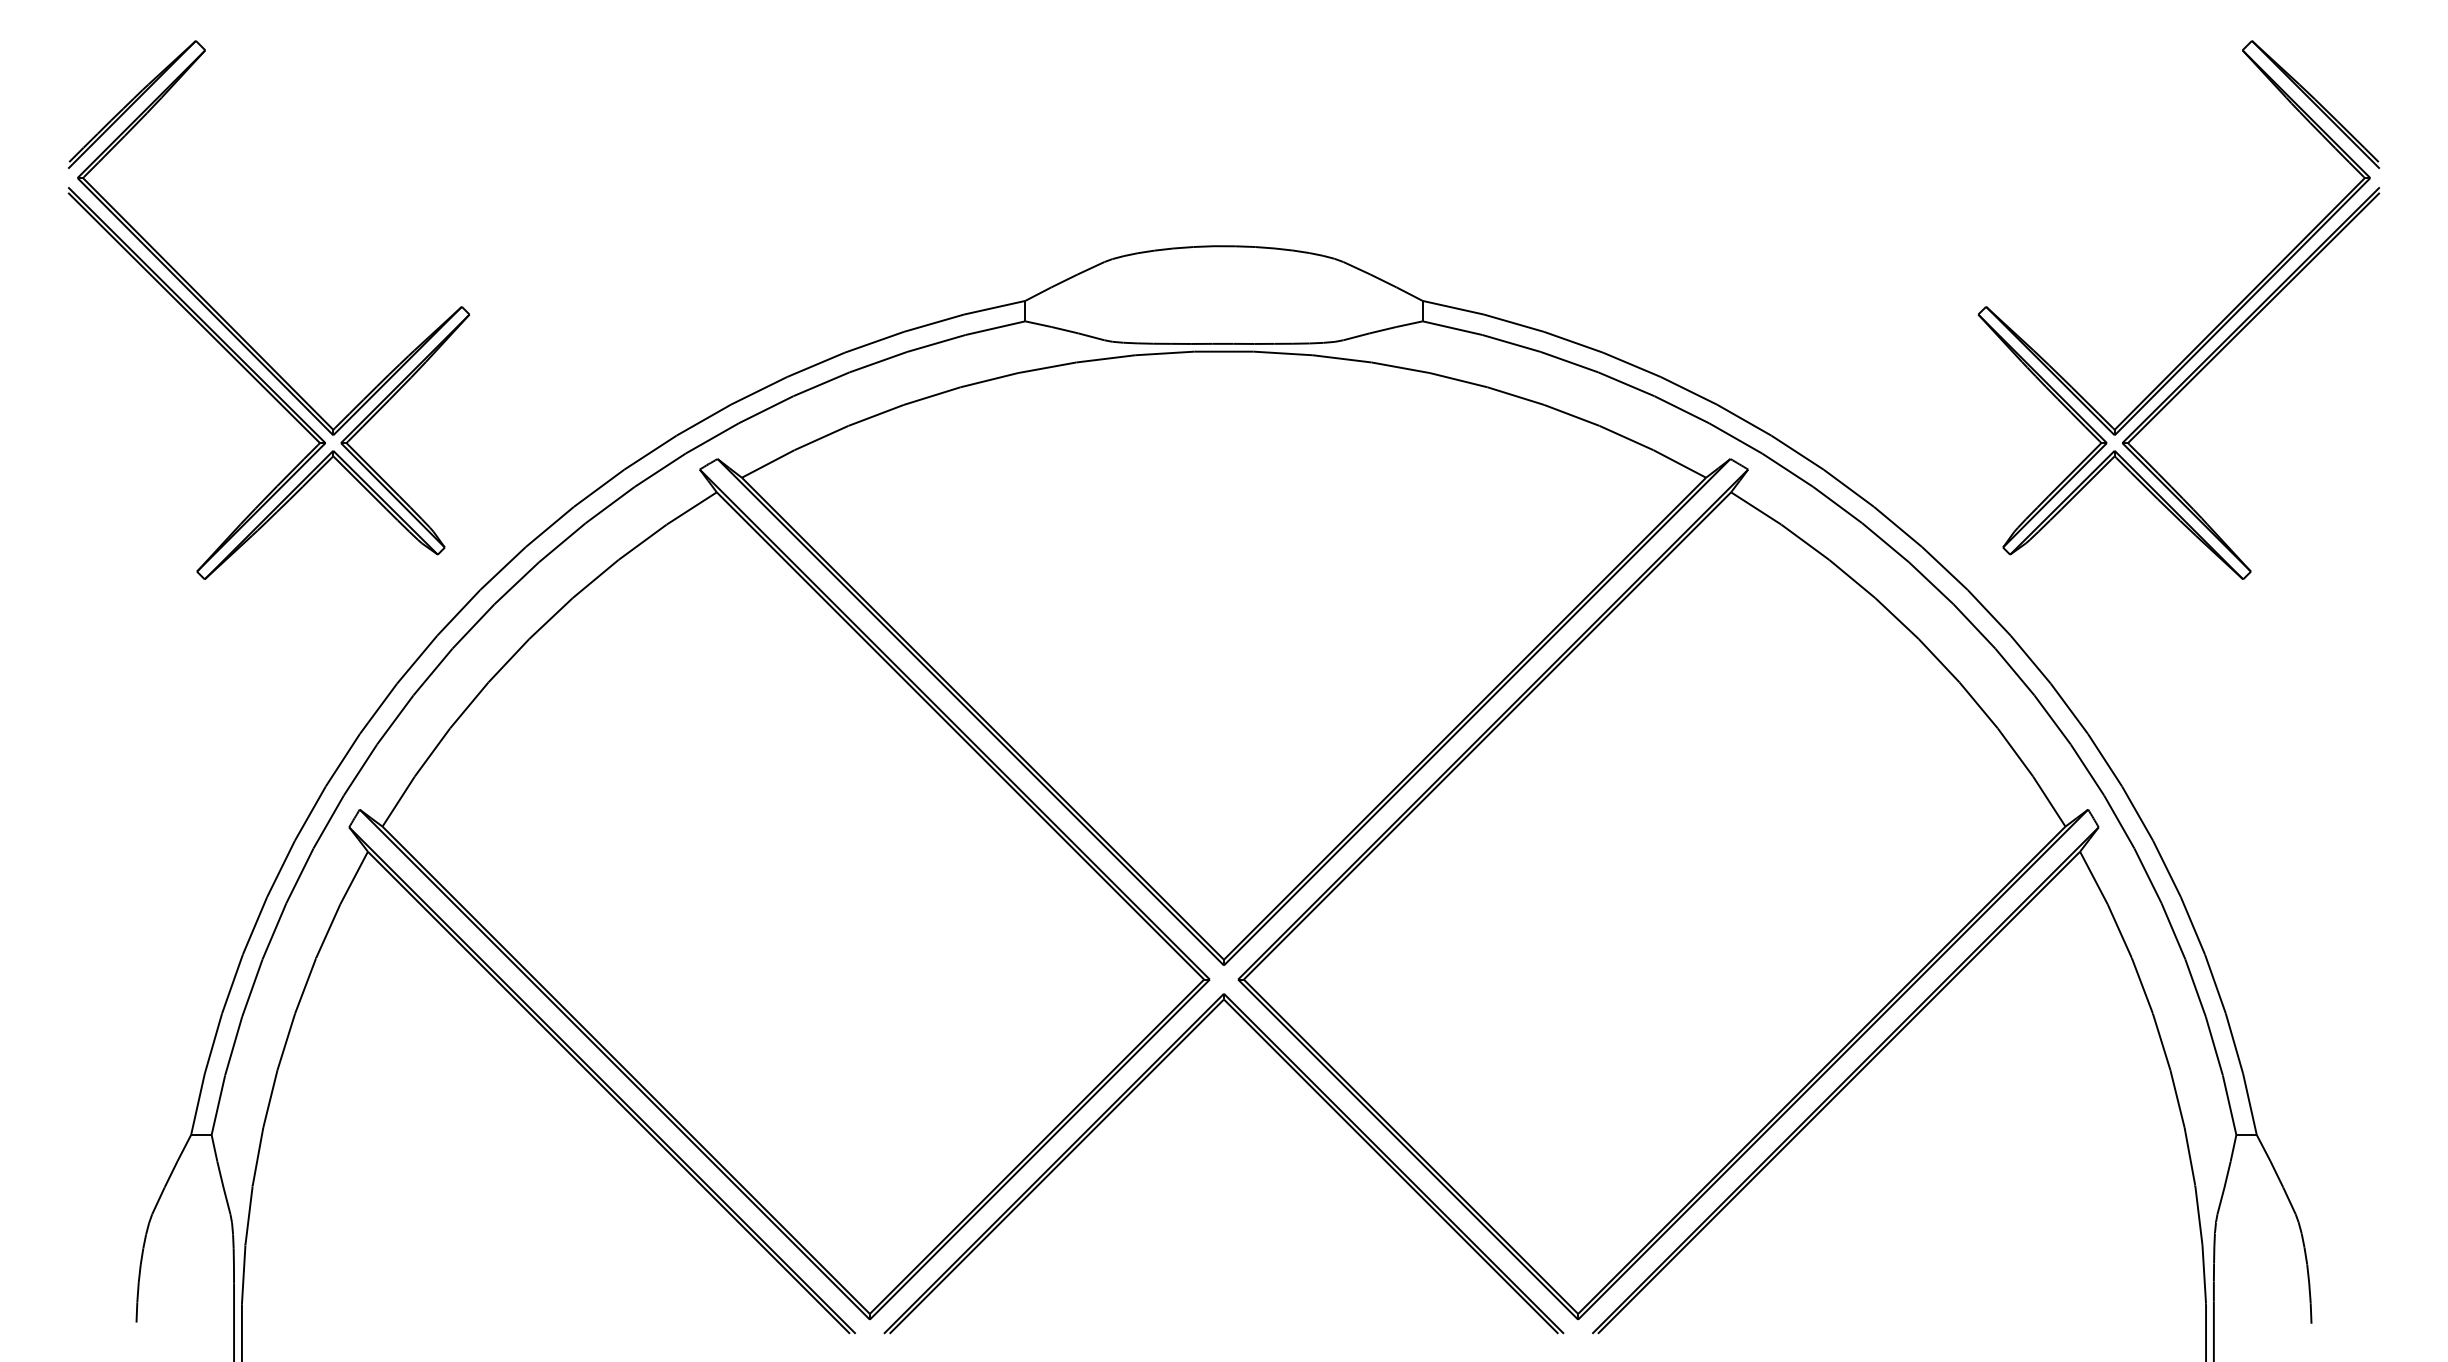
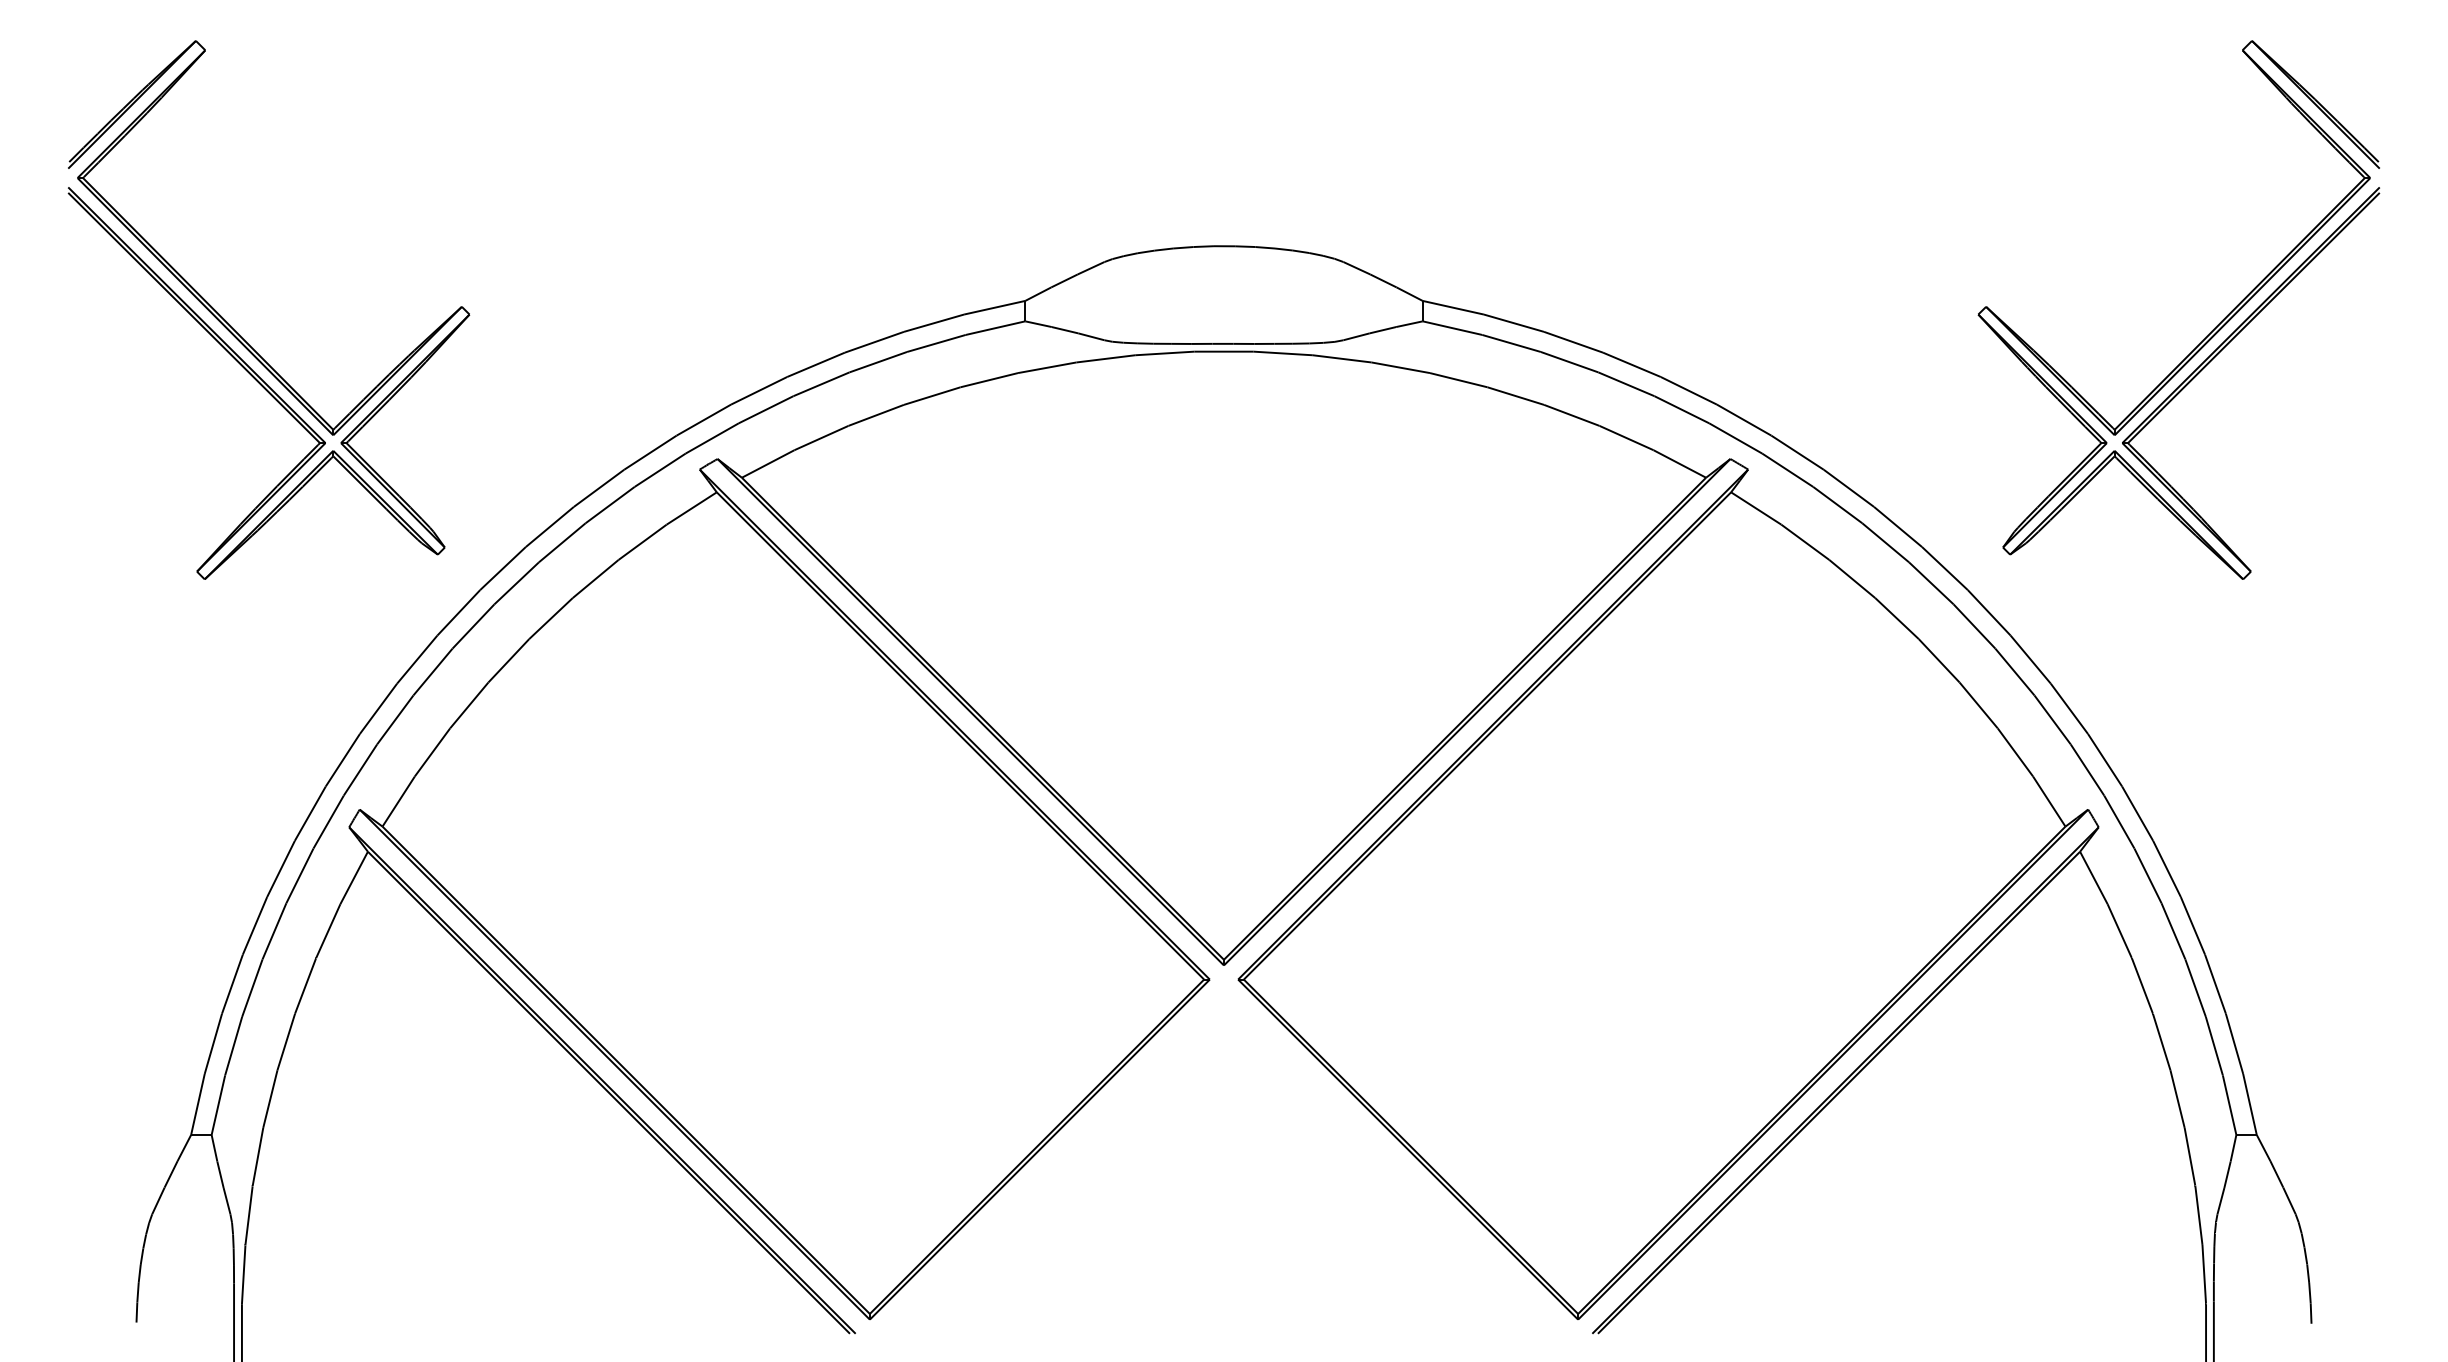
part: present -> none (1142, 1082)
